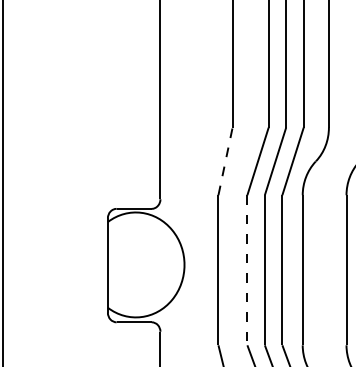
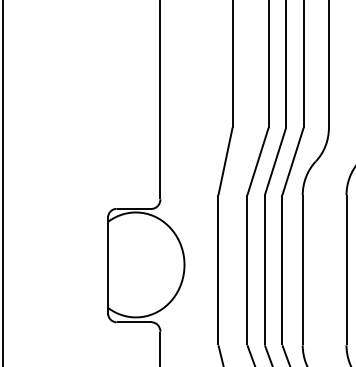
line: dashed -> solid (225, 161)
line: dashed -> solid (247, 270)
